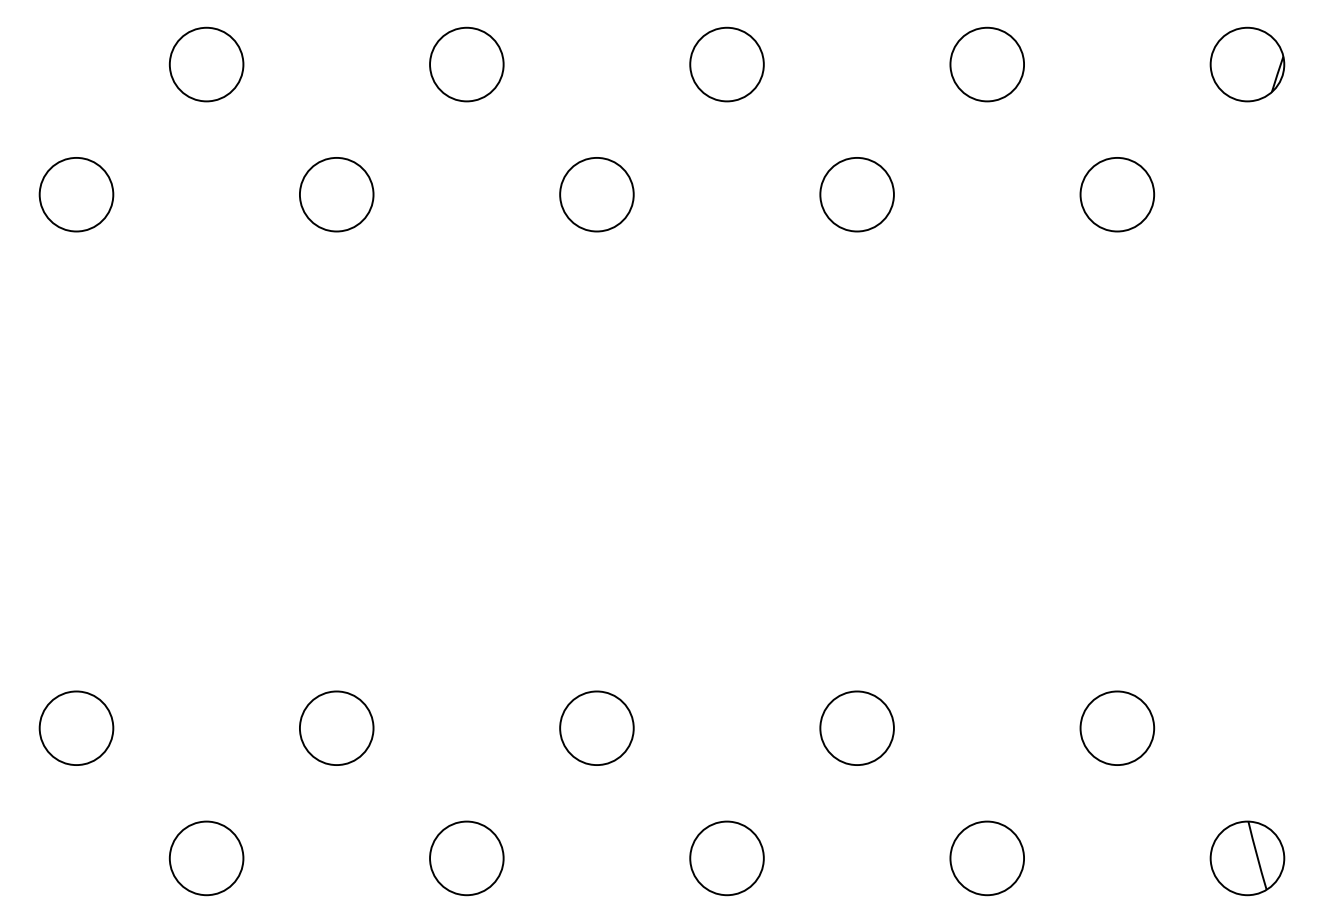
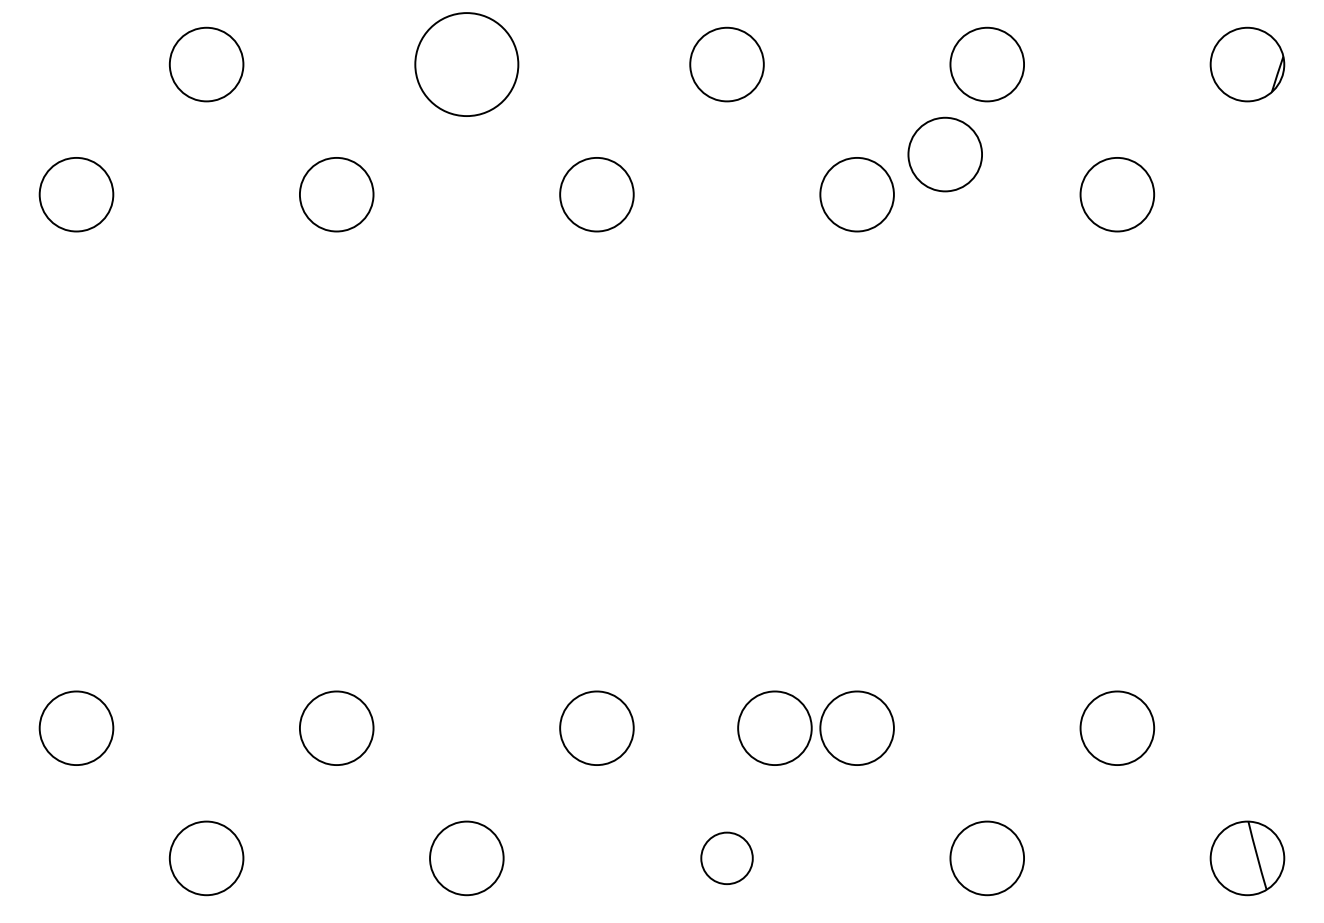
circle diameter: 74 px -> 103 px (466, 64)
circle: none -> present (944, 154)
circle: none -> present (774, 727)
circle diameter: 74 px -> 52 px (726, 858)
